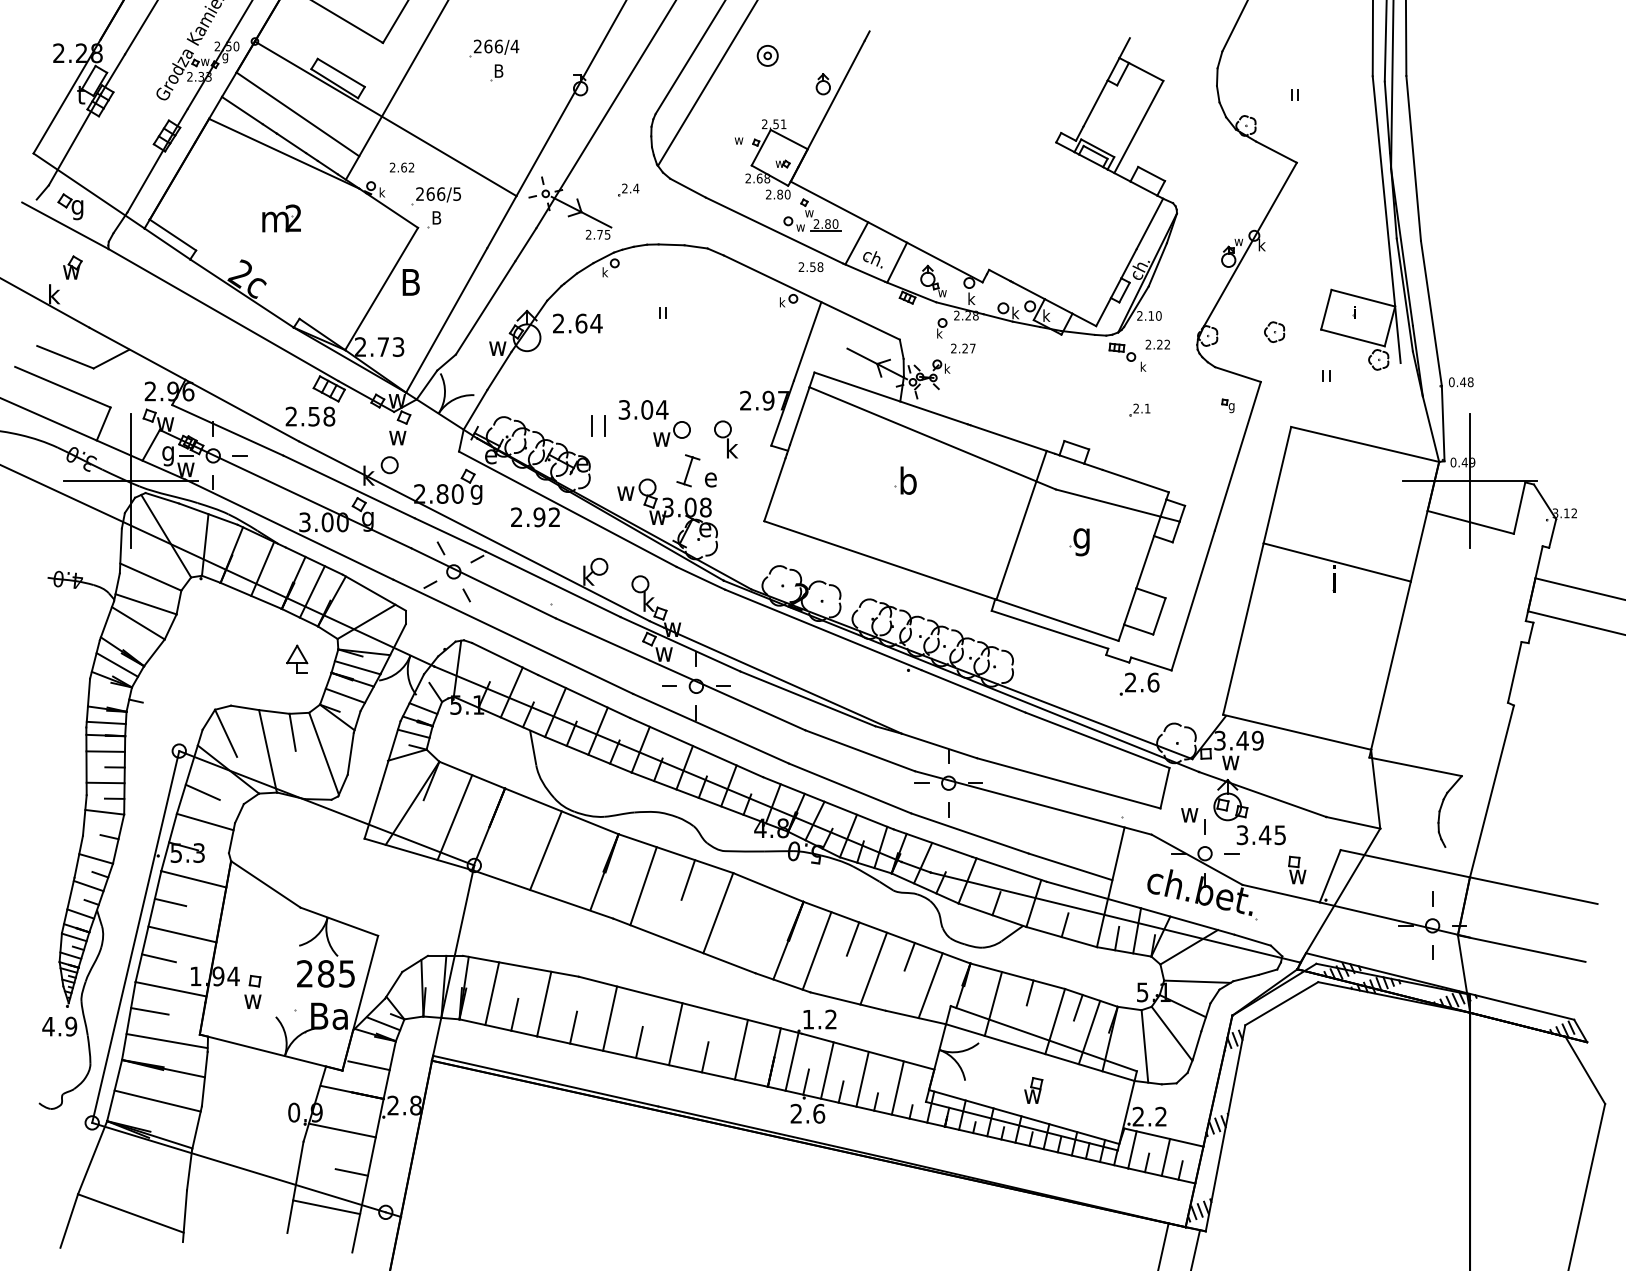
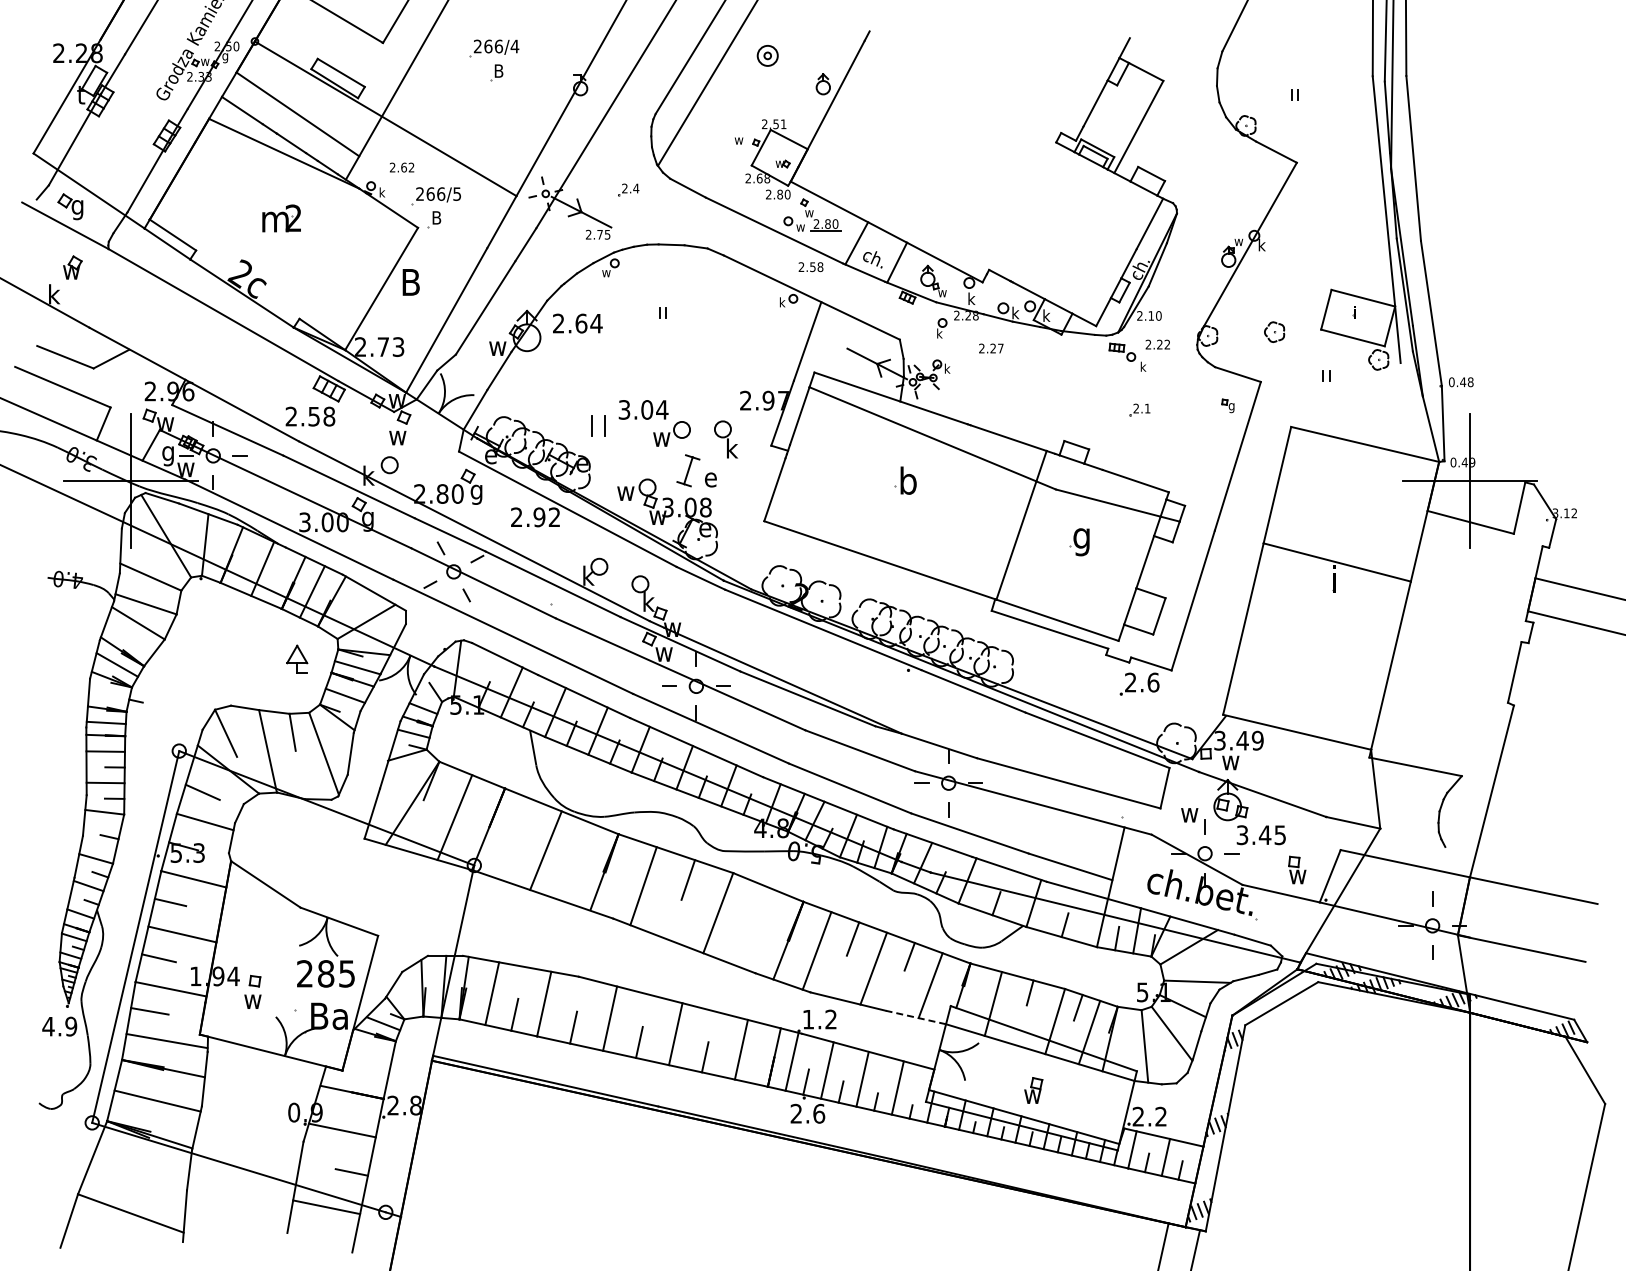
text: k -> w (606, 272)
text position: (963, 348) -> (991, 348) (991, 348)
line: solid -> dashed (915, 1017)
line: present -> none (368, 1065)
